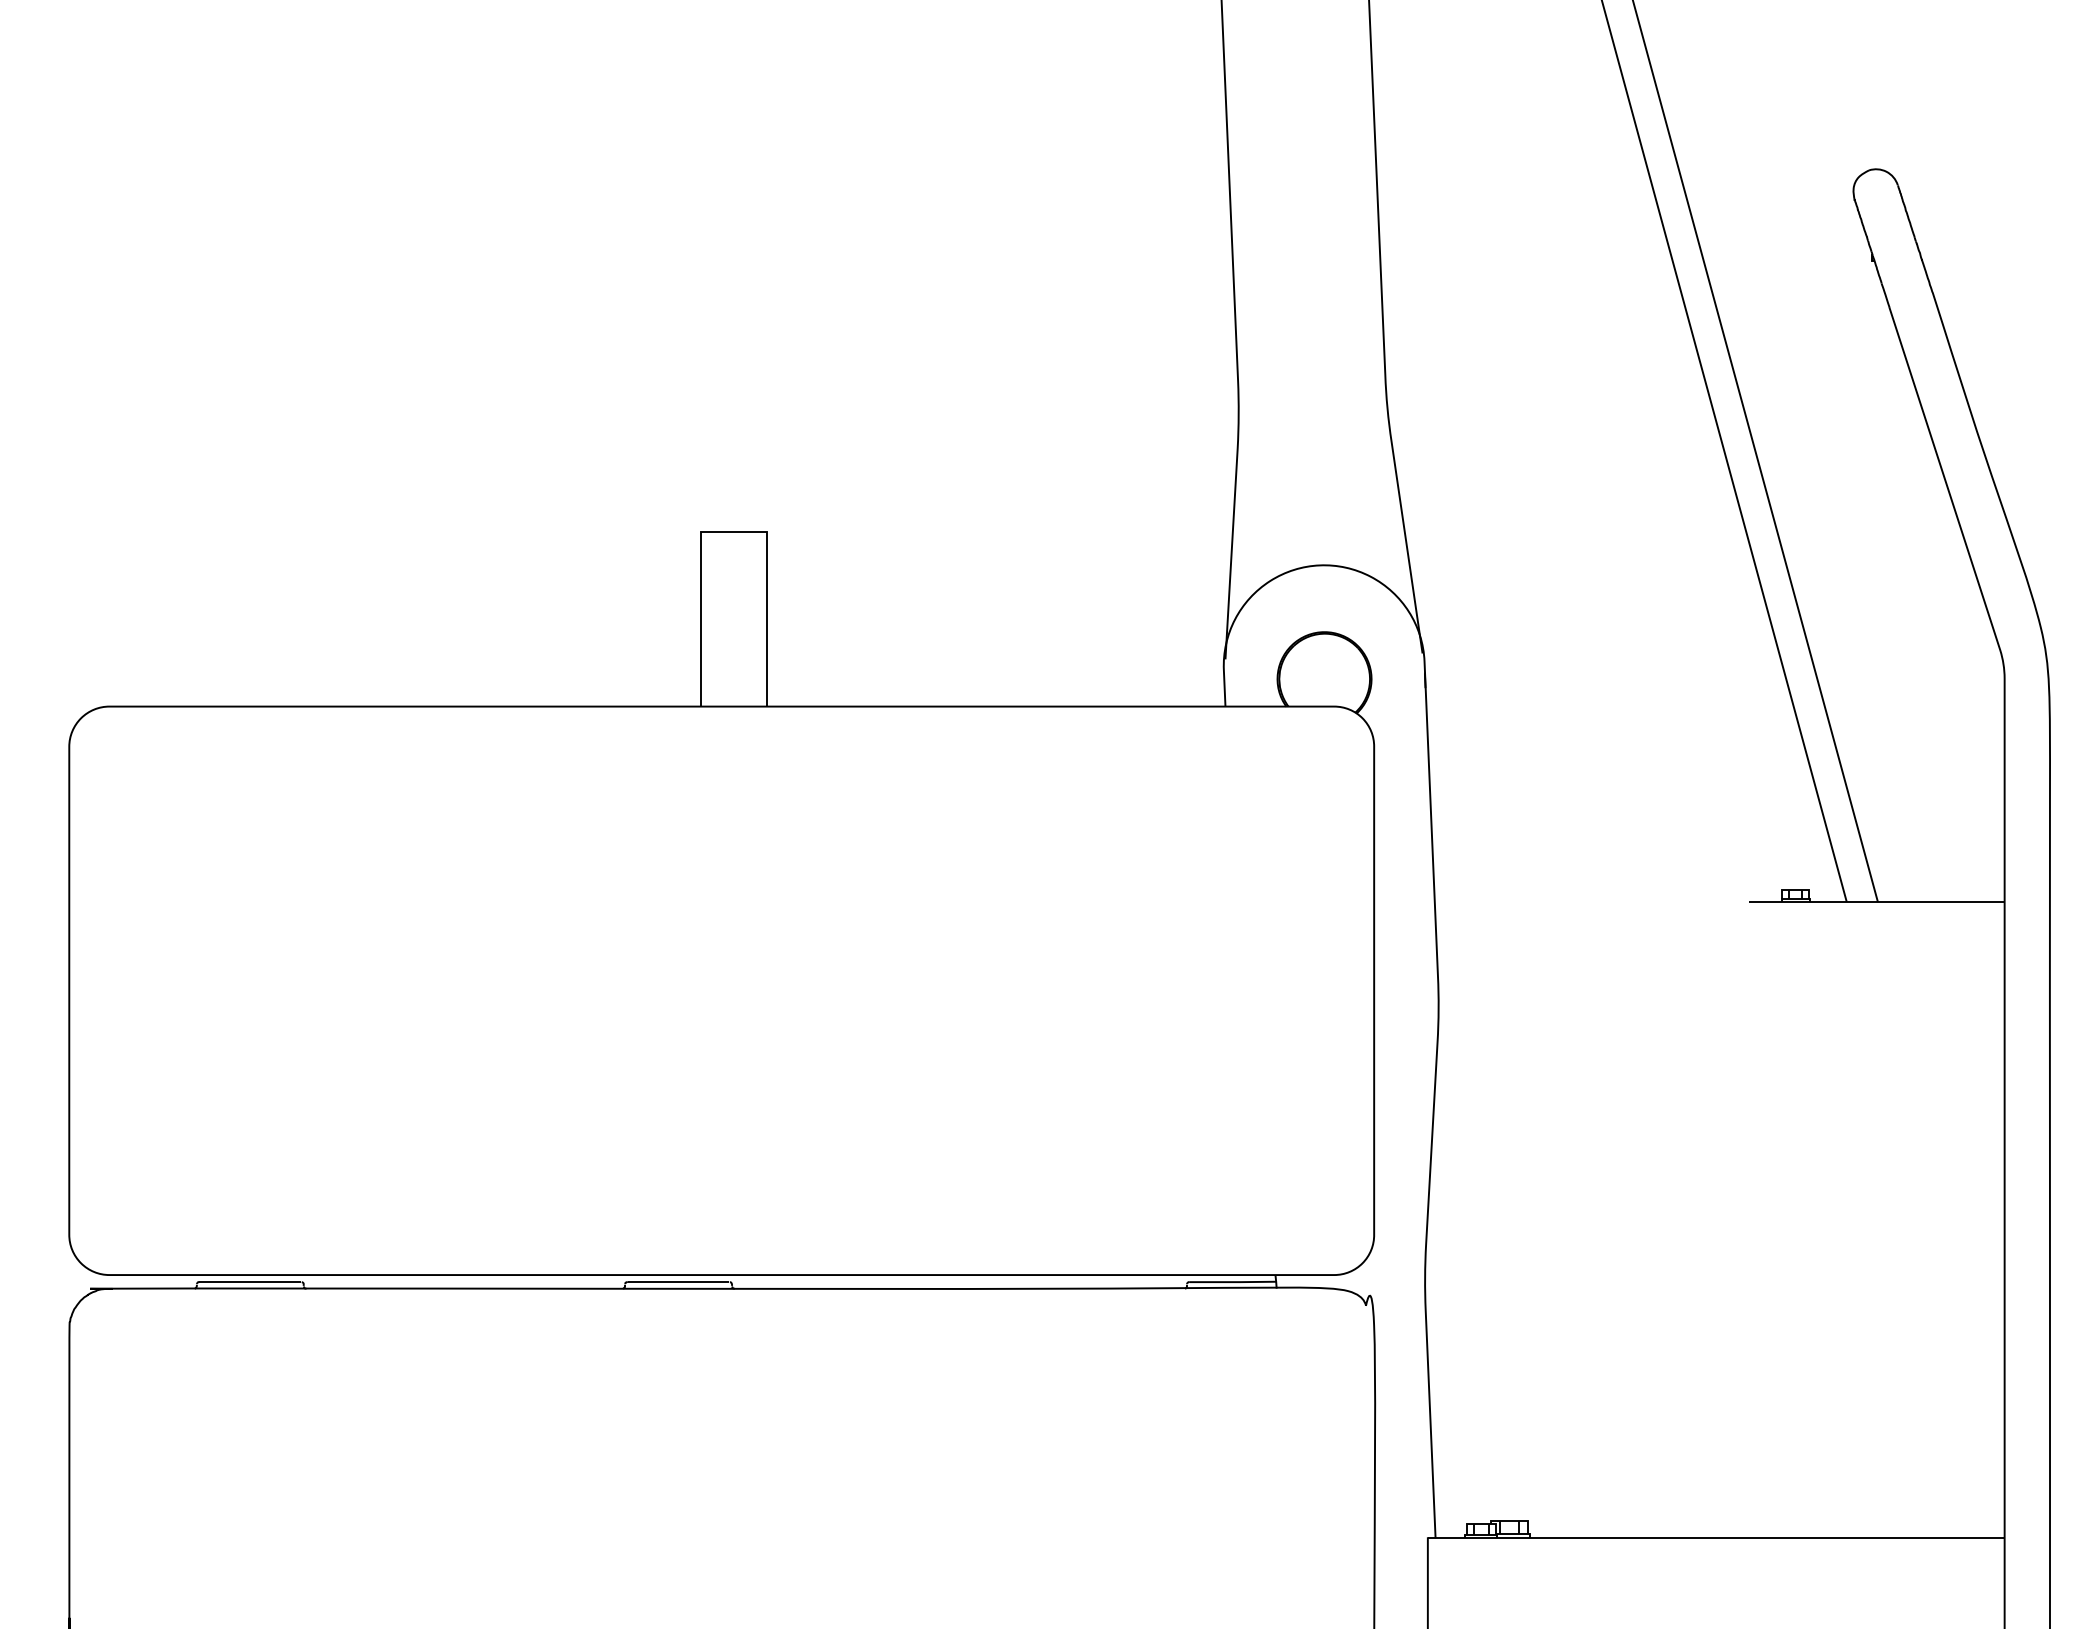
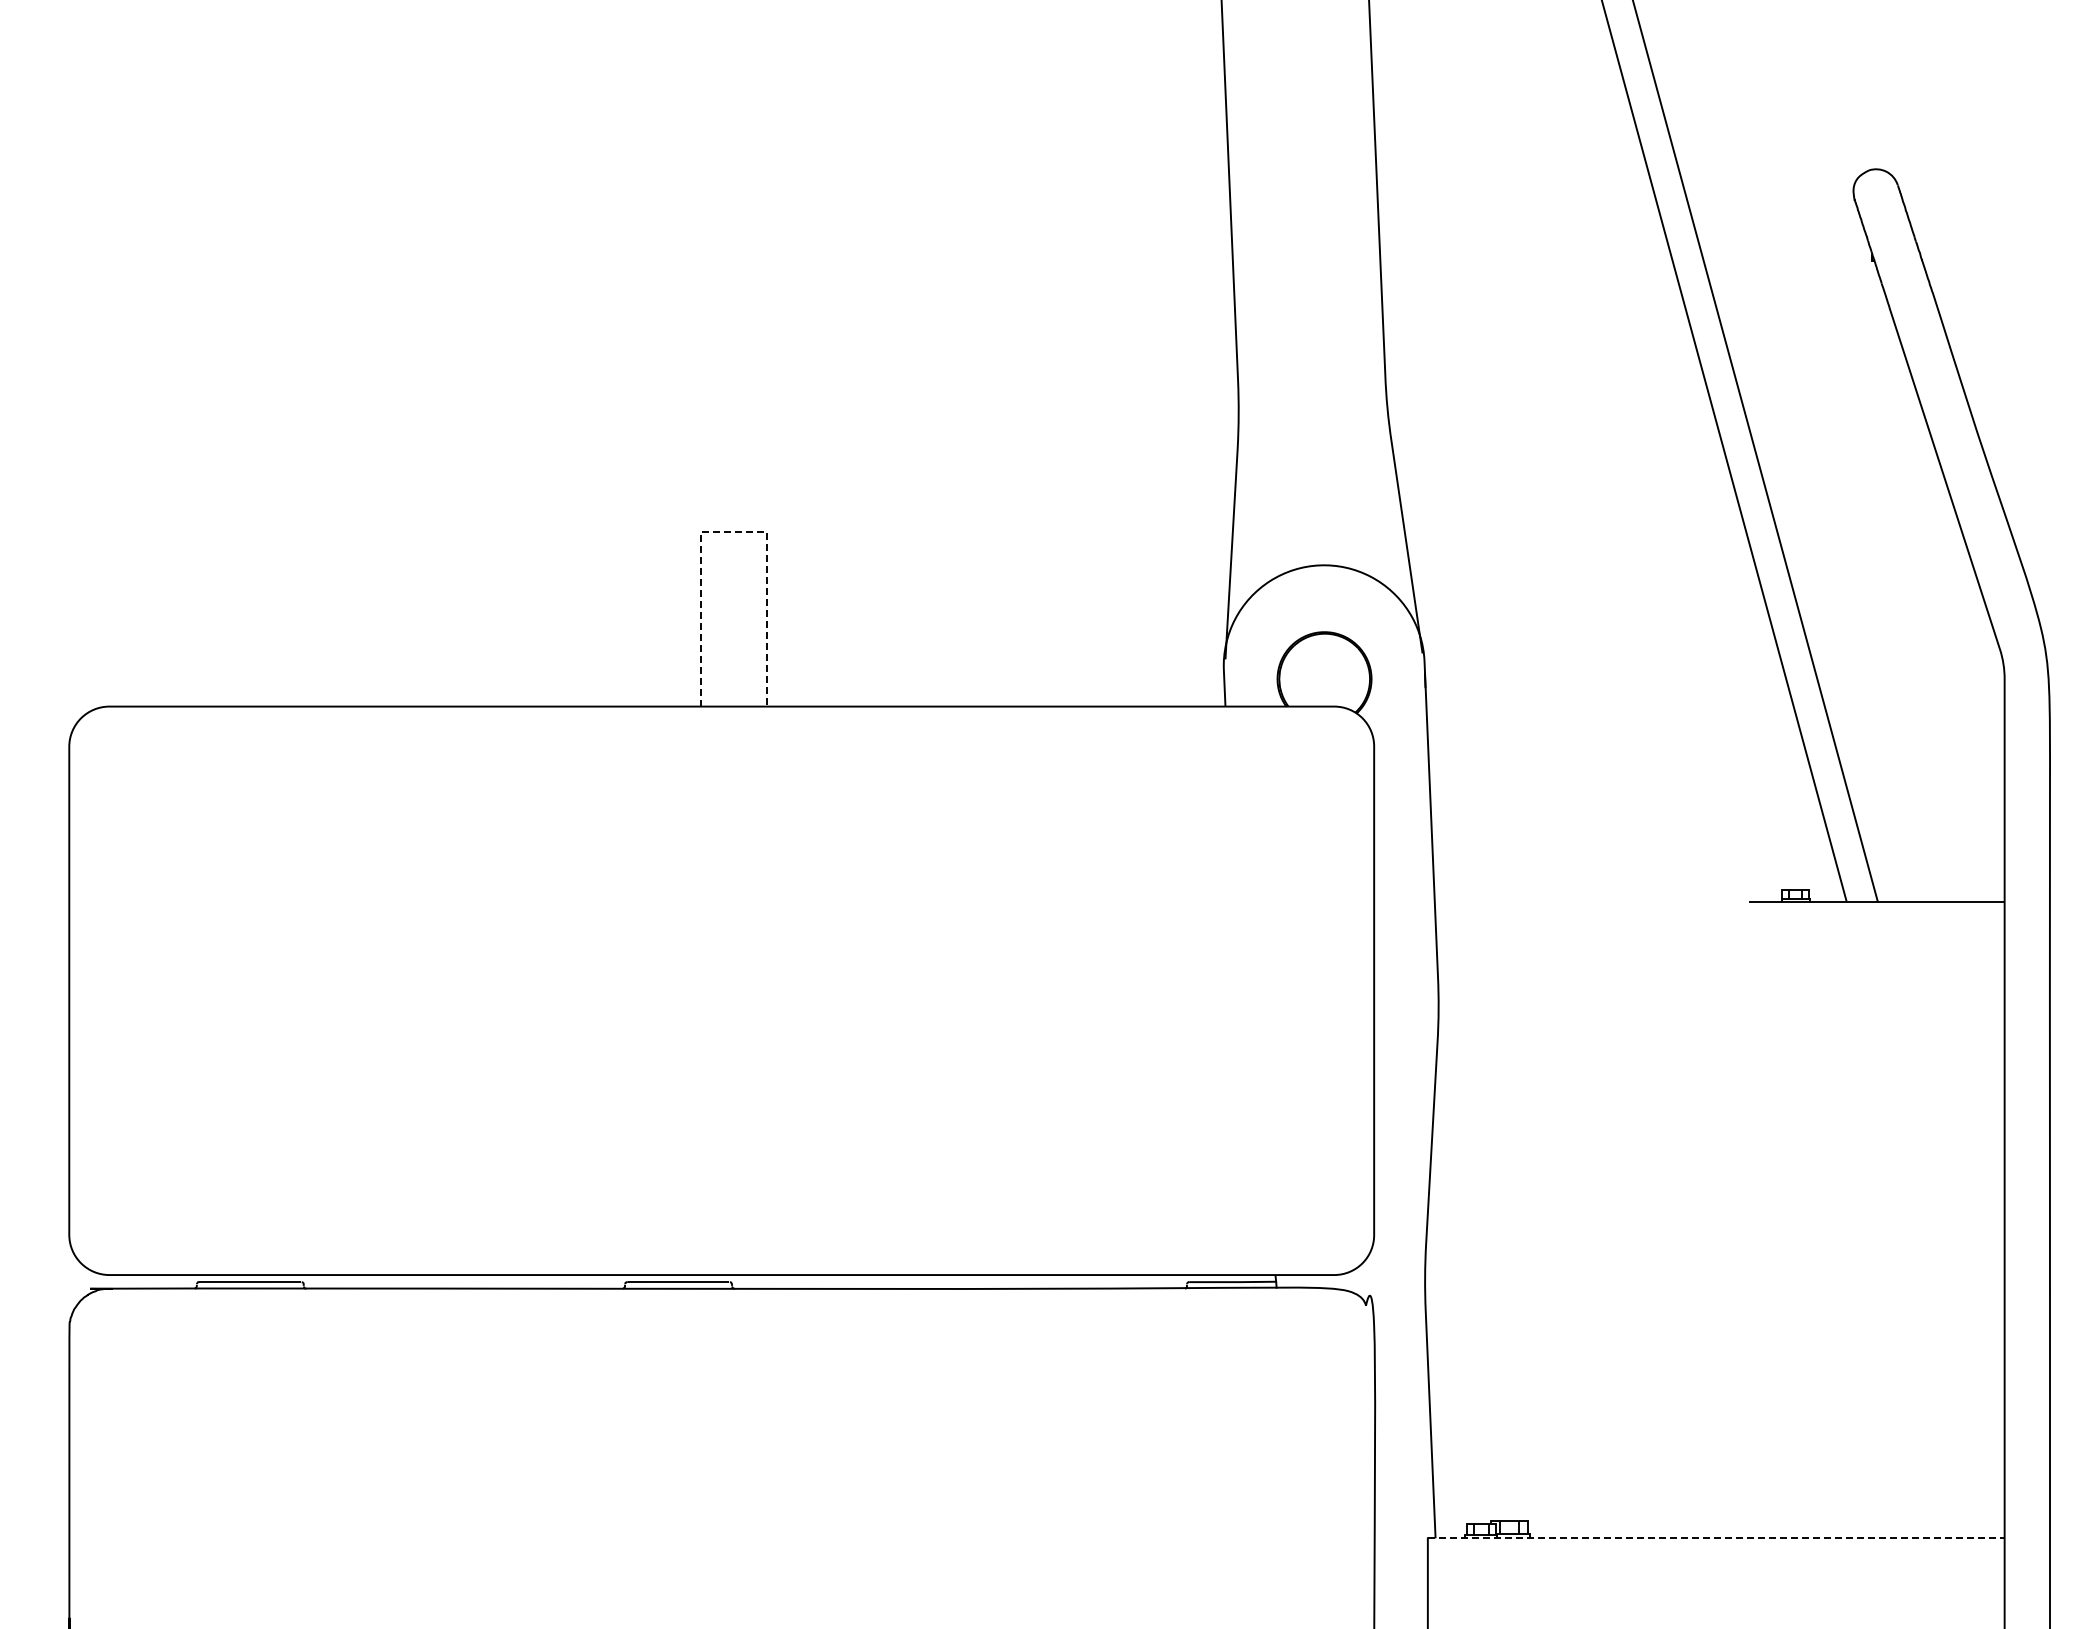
line: solid -> dashed (734, 532)
line: solid -> dashed (1716, 1538)
